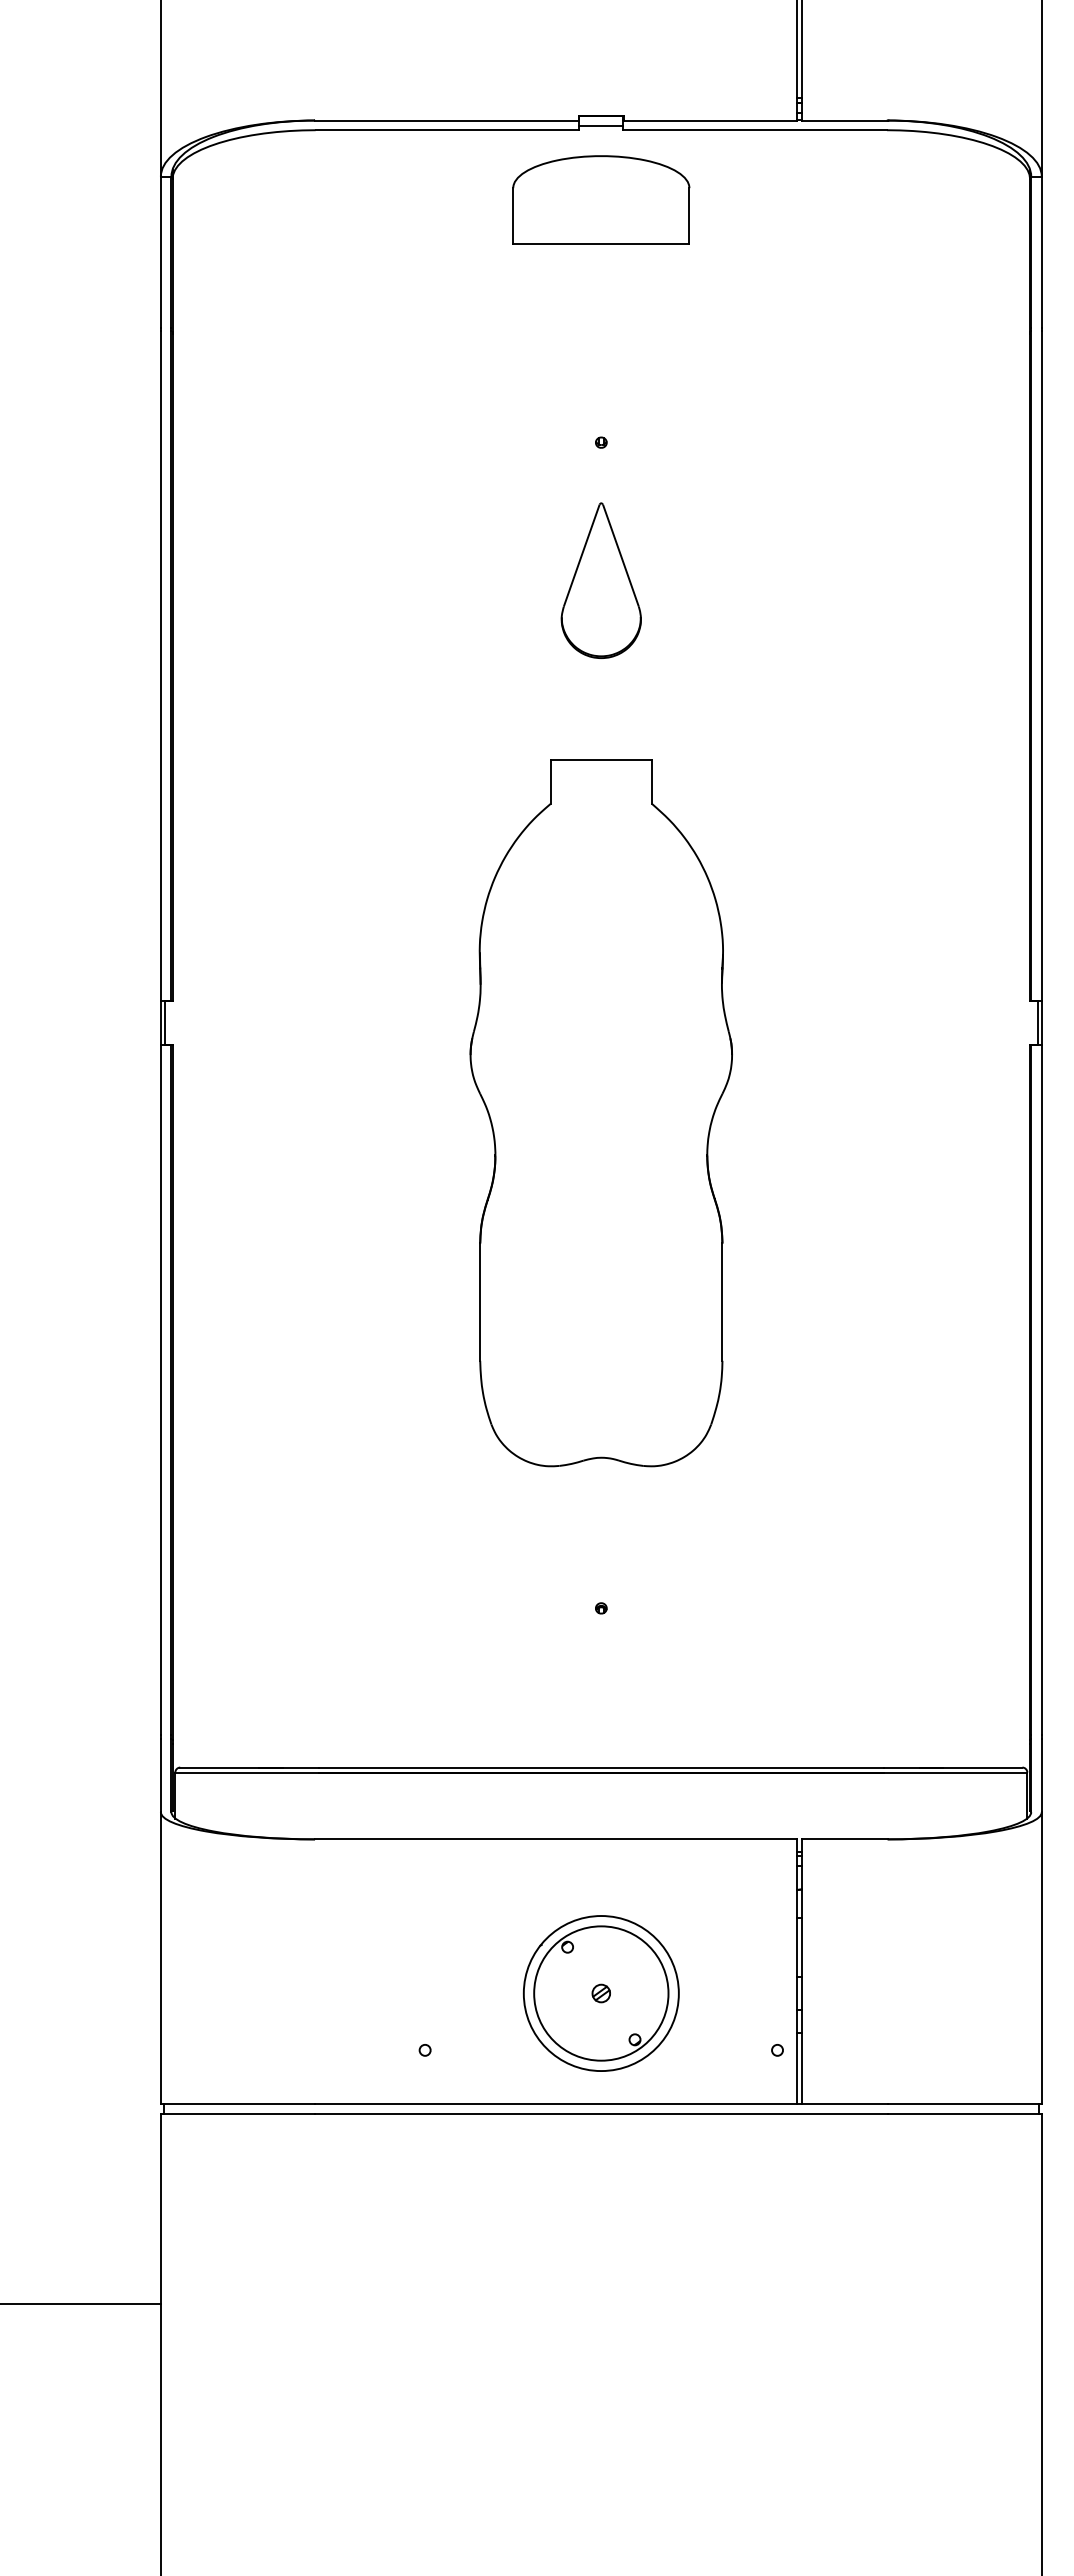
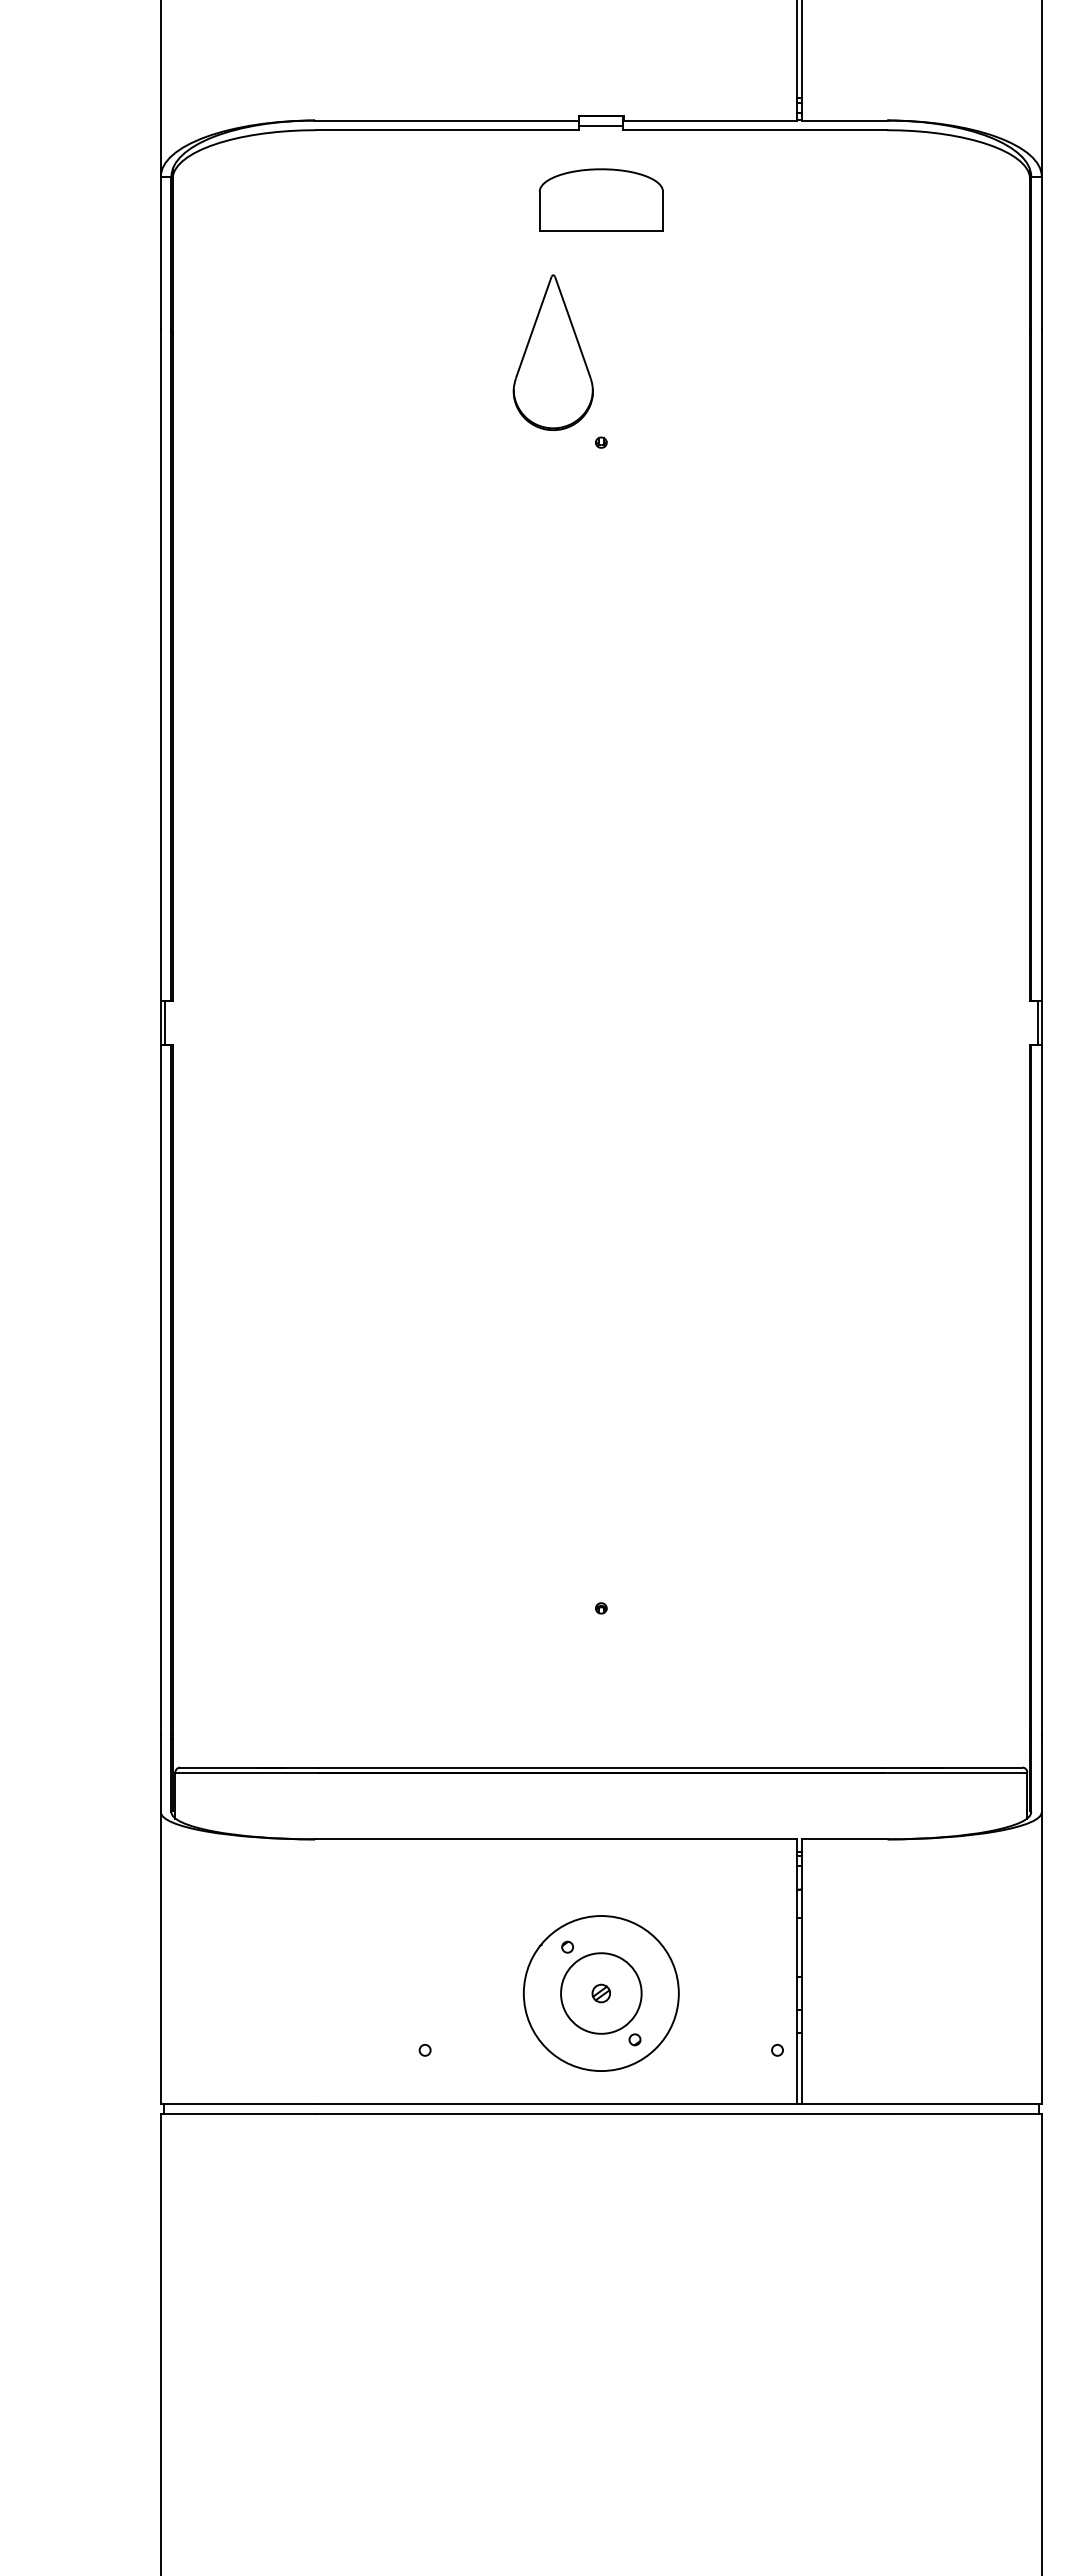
part size: 179x90 px -> 126x64 px (600, 199)
part position: (600, 580) -> (552, 352) (552, 352)
part: present -> none (600, 1113)
circle diameter: 134 px -> 81 px (601, 1993)
line: present -> none (81, 2304)
